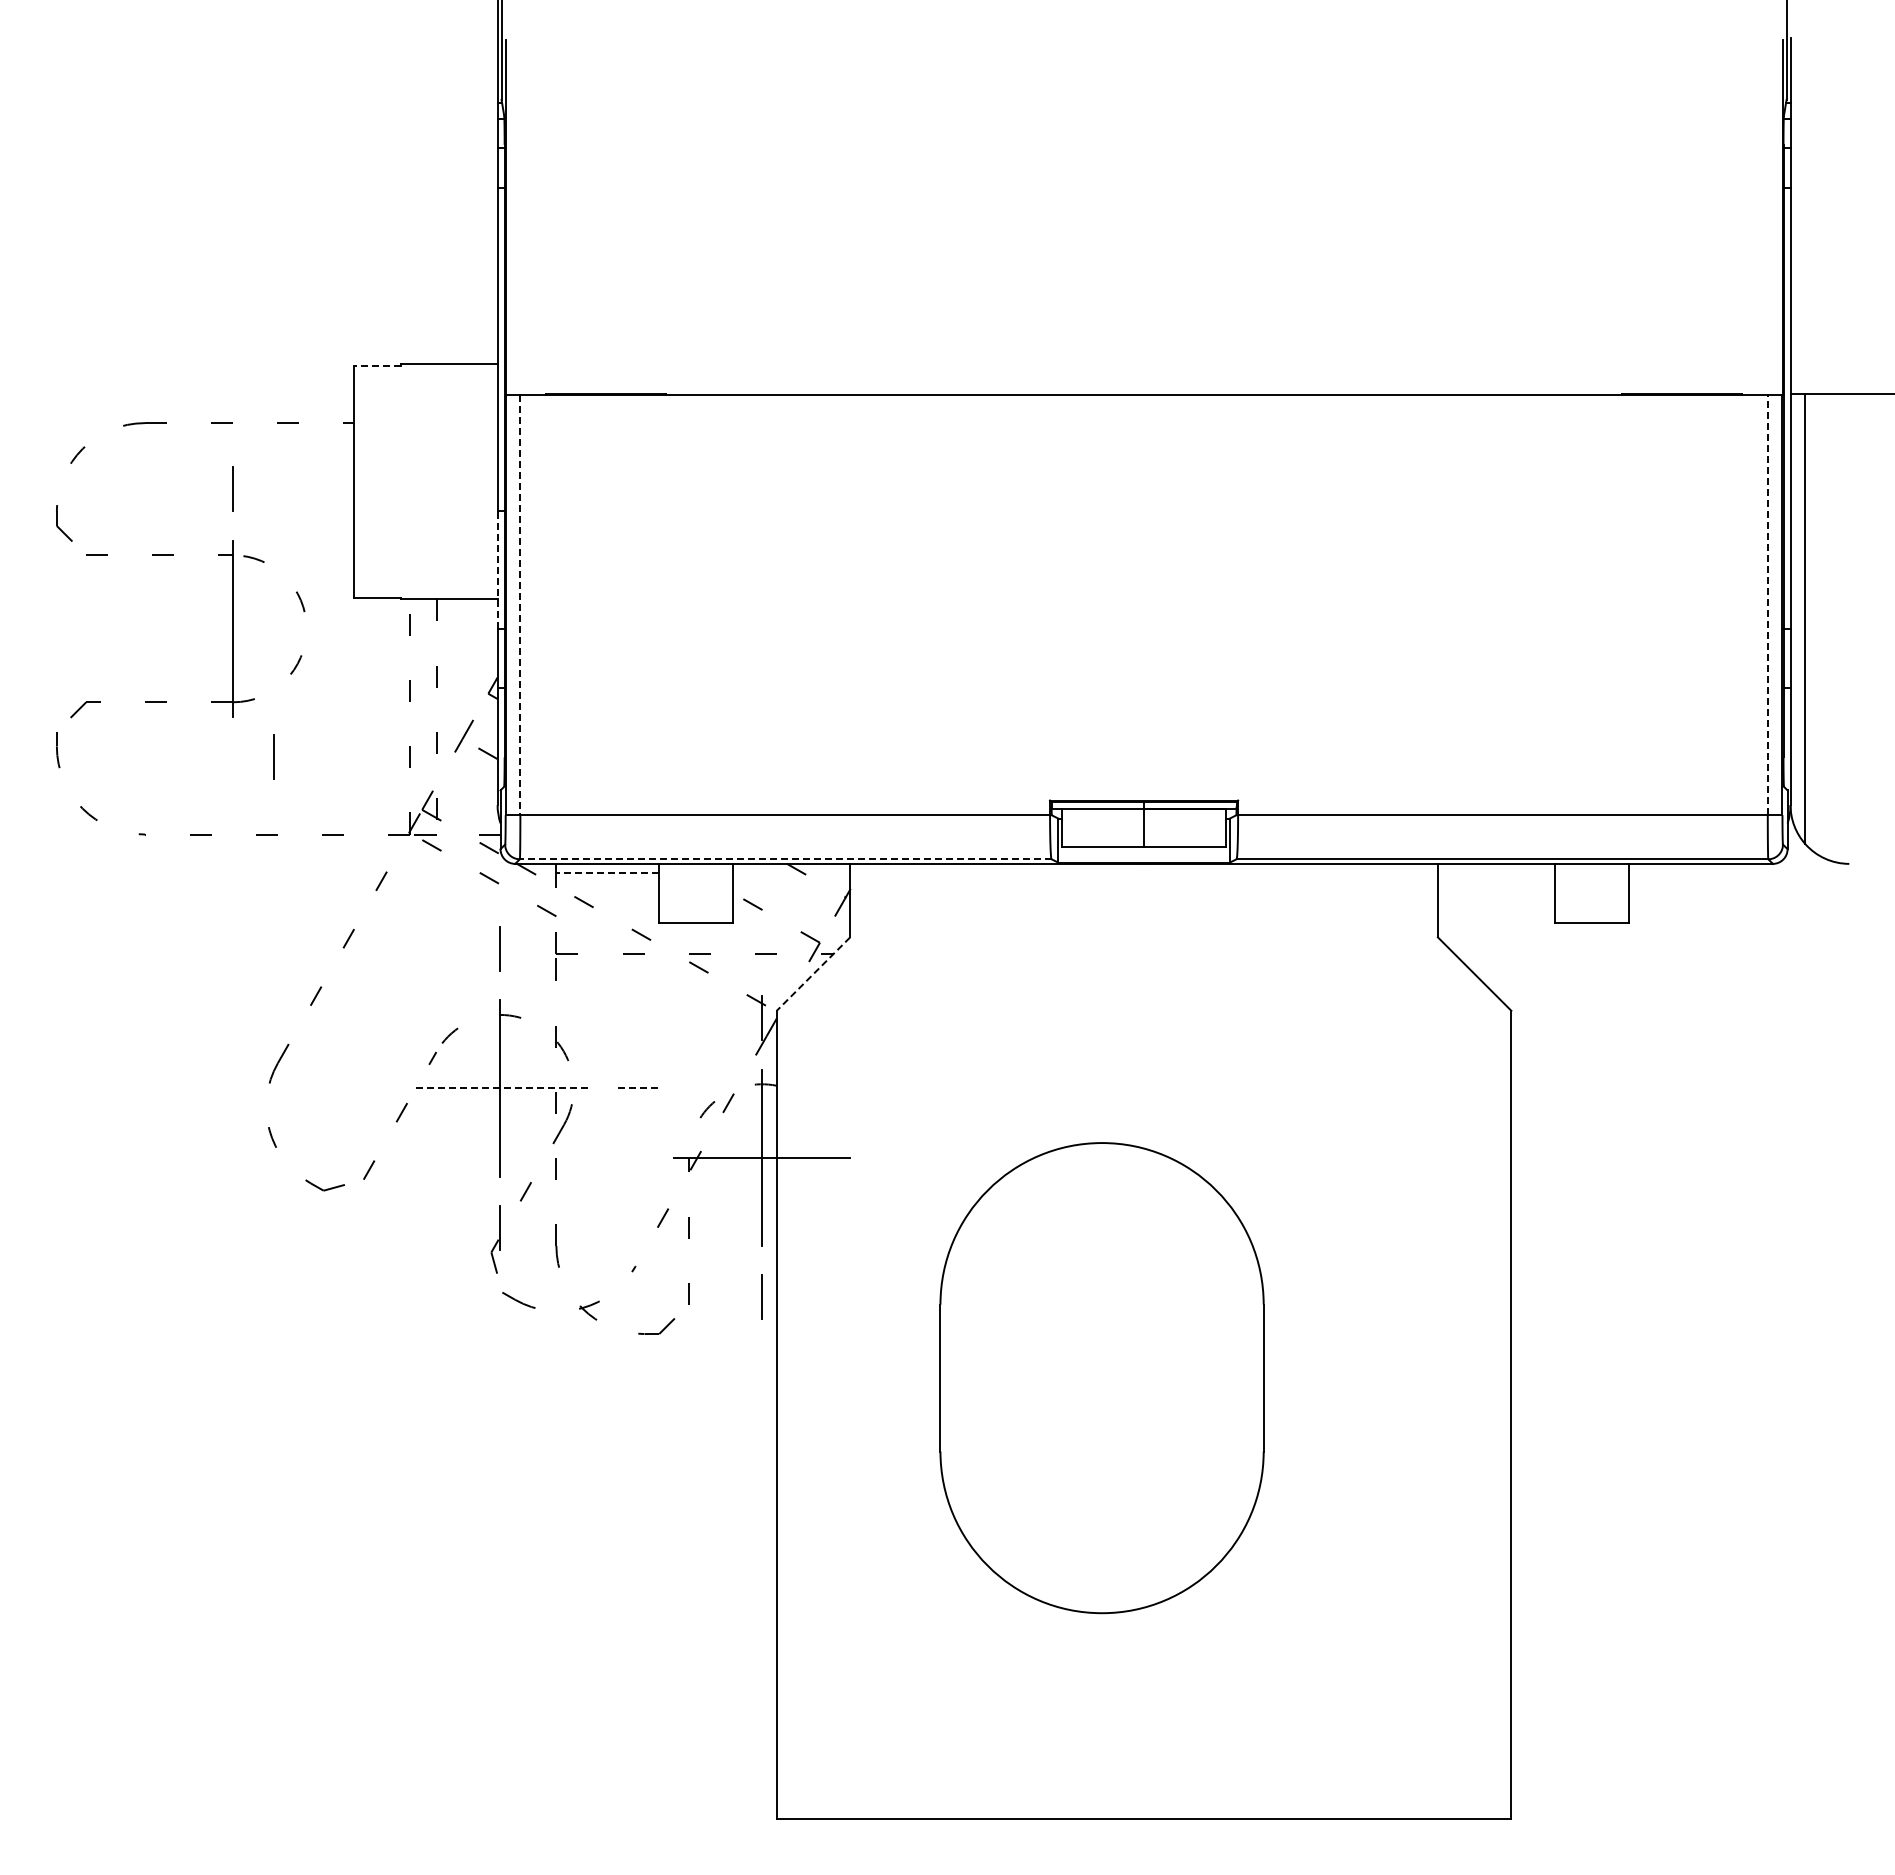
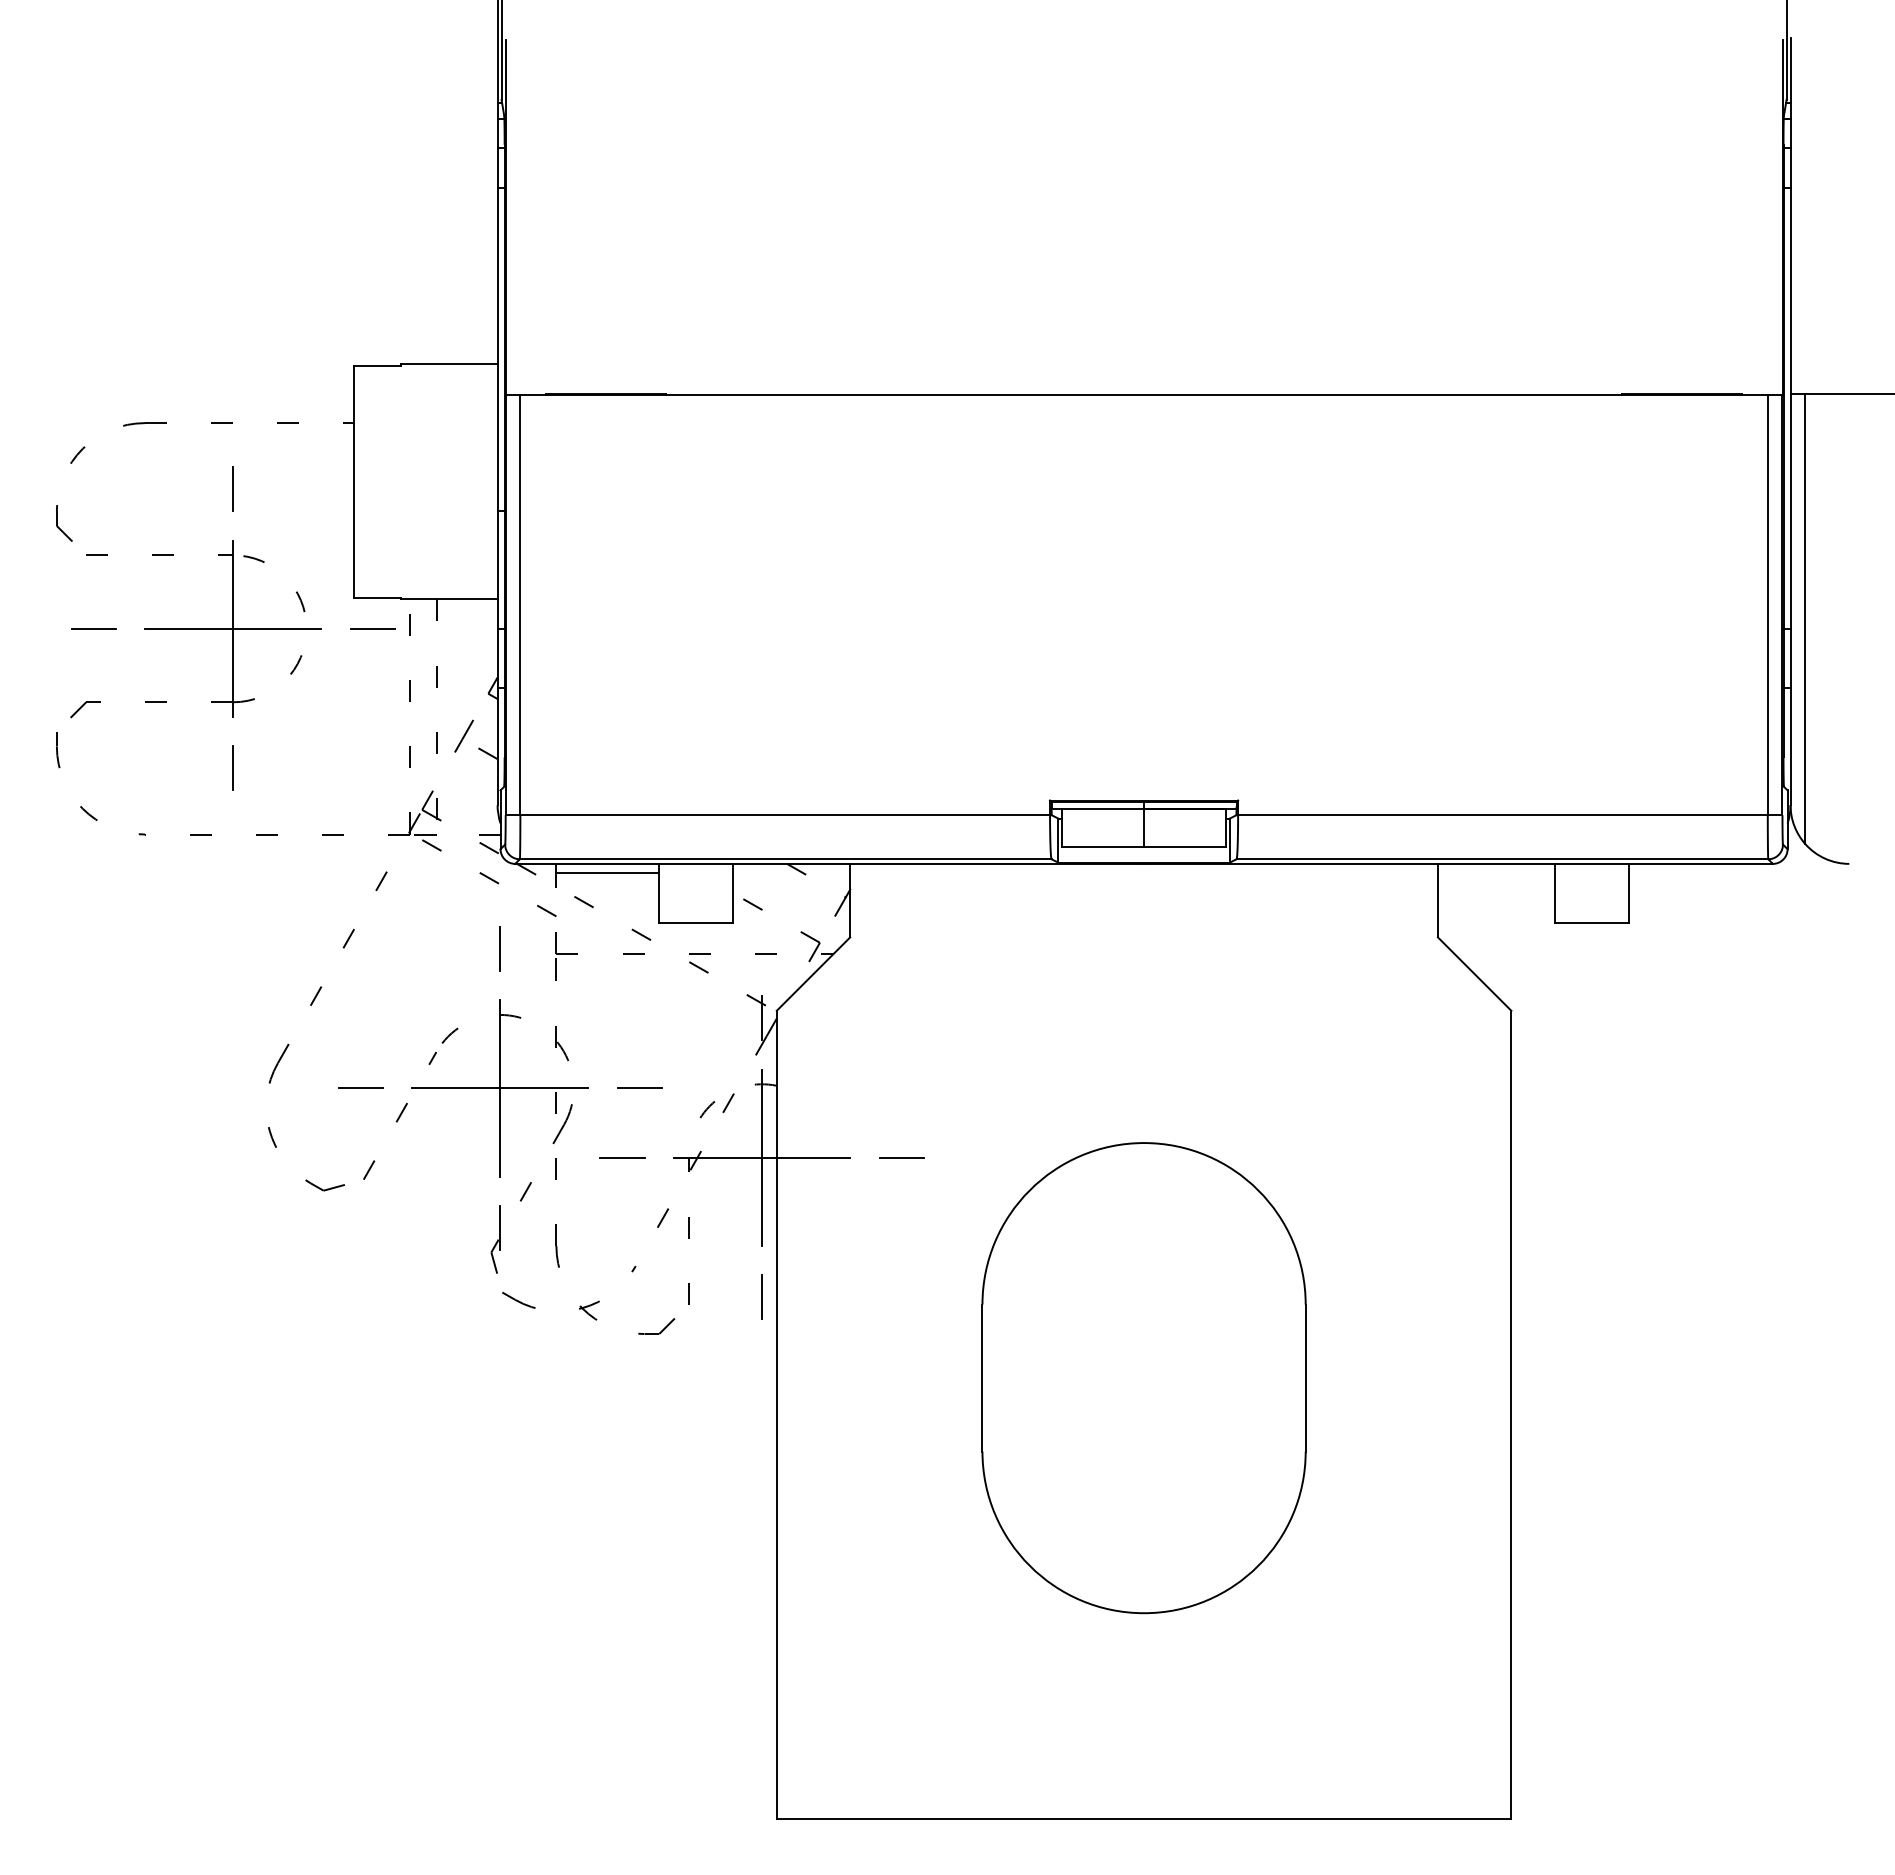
line: dashed -> solid (377, 366)
line: dashed -> solid (497, 570)
line: dashed -> solid (520, 605)
line: dashed -> solid (1767, 605)
line: none -> present (93, 628)
line: none -> present (233, 628)
line: none -> present (372, 628)
line position: (273, 756) -> (232, 767) (232, 767)
line: dashed -> solid (785, 859)
line: dashed -> solid (607, 872)
line: dashed -> solid (813, 974)
line: none -> present (360, 1088)
line: dashed -> solid (499, 1088)
line: dashed -> solid (640, 1088)
line: none -> present (622, 1157)
line: none -> present (901, 1157)
part position: (1101, 1378) -> (1143, 1378) (1143, 1378)
